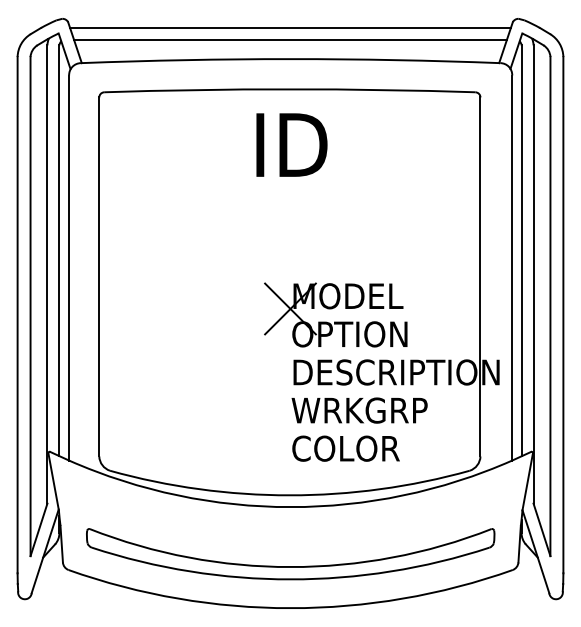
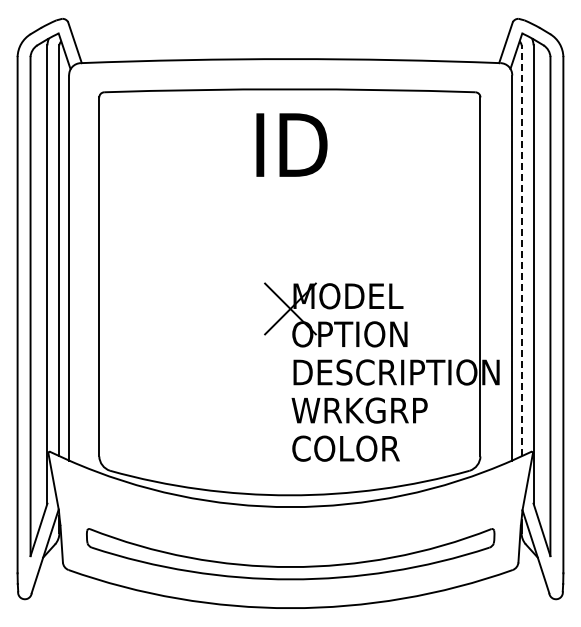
line: present -> none (290, 28)
line: present -> none (290, 40)
line: solid -> dashed (521, 250)
